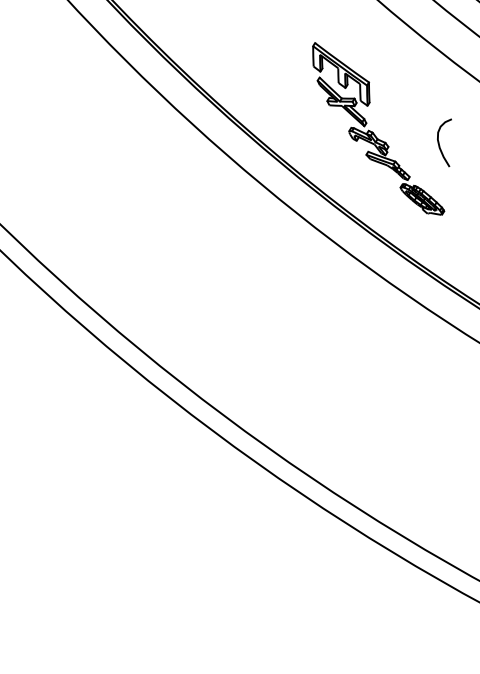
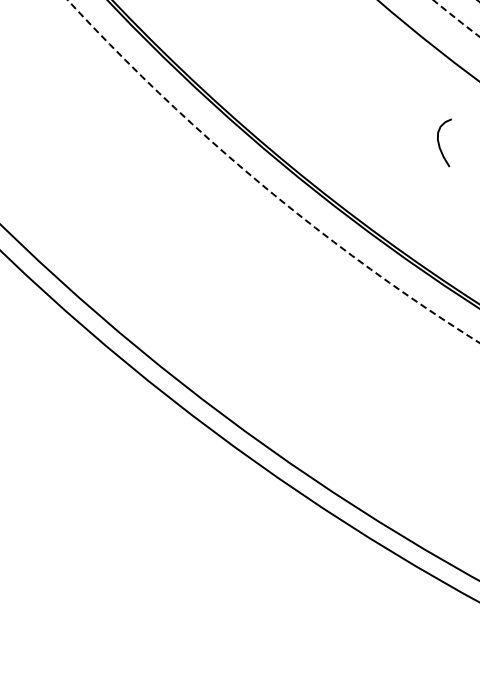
arc: solid -> dashed (456, 18)
part: present -> none (373, 132)
arc: solid -> dashed (263, 186)
